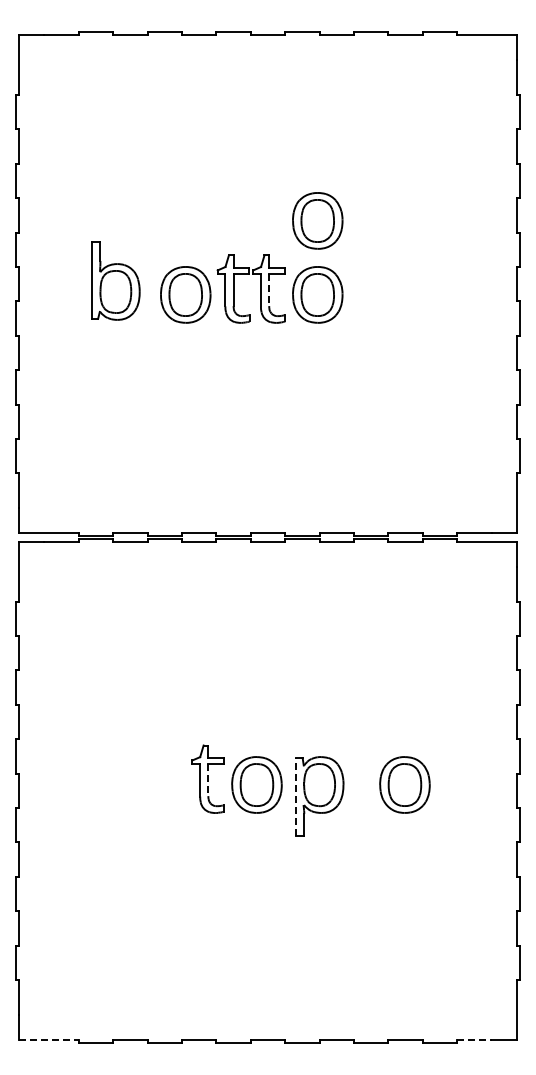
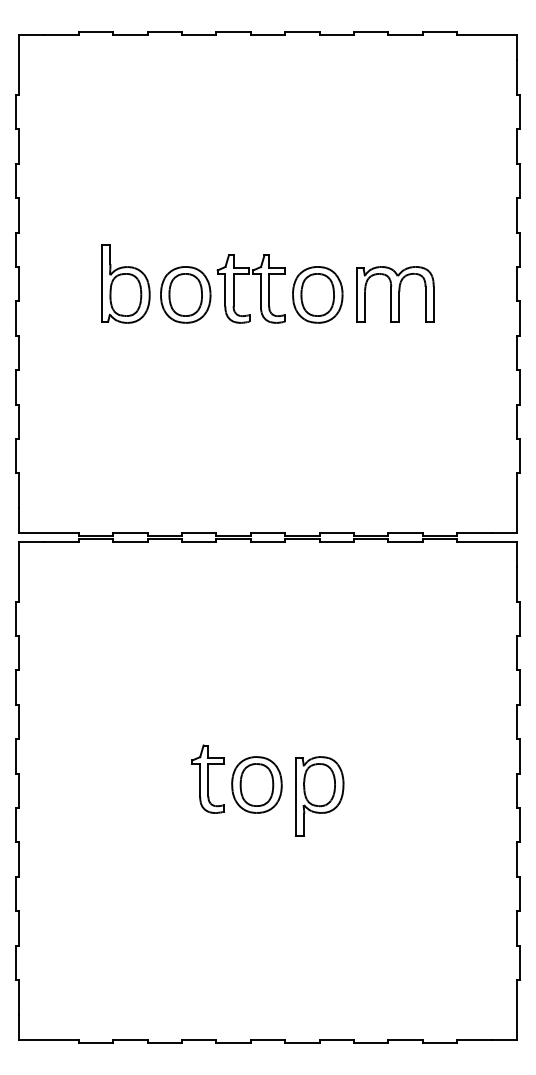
part: present -> none (317, 220)
part position: (115, 280) -> (125, 283) (125, 283)
line: dashed -> solid (269, 290)
part: none -> present (395, 294)
line: dashed -> solid (208, 780)
part: present -> none (404, 784)
line: dashed -> solid (296, 796)
line: dashed -> solid (48, 1039)
line: dashed -> solid (474, 1039)
